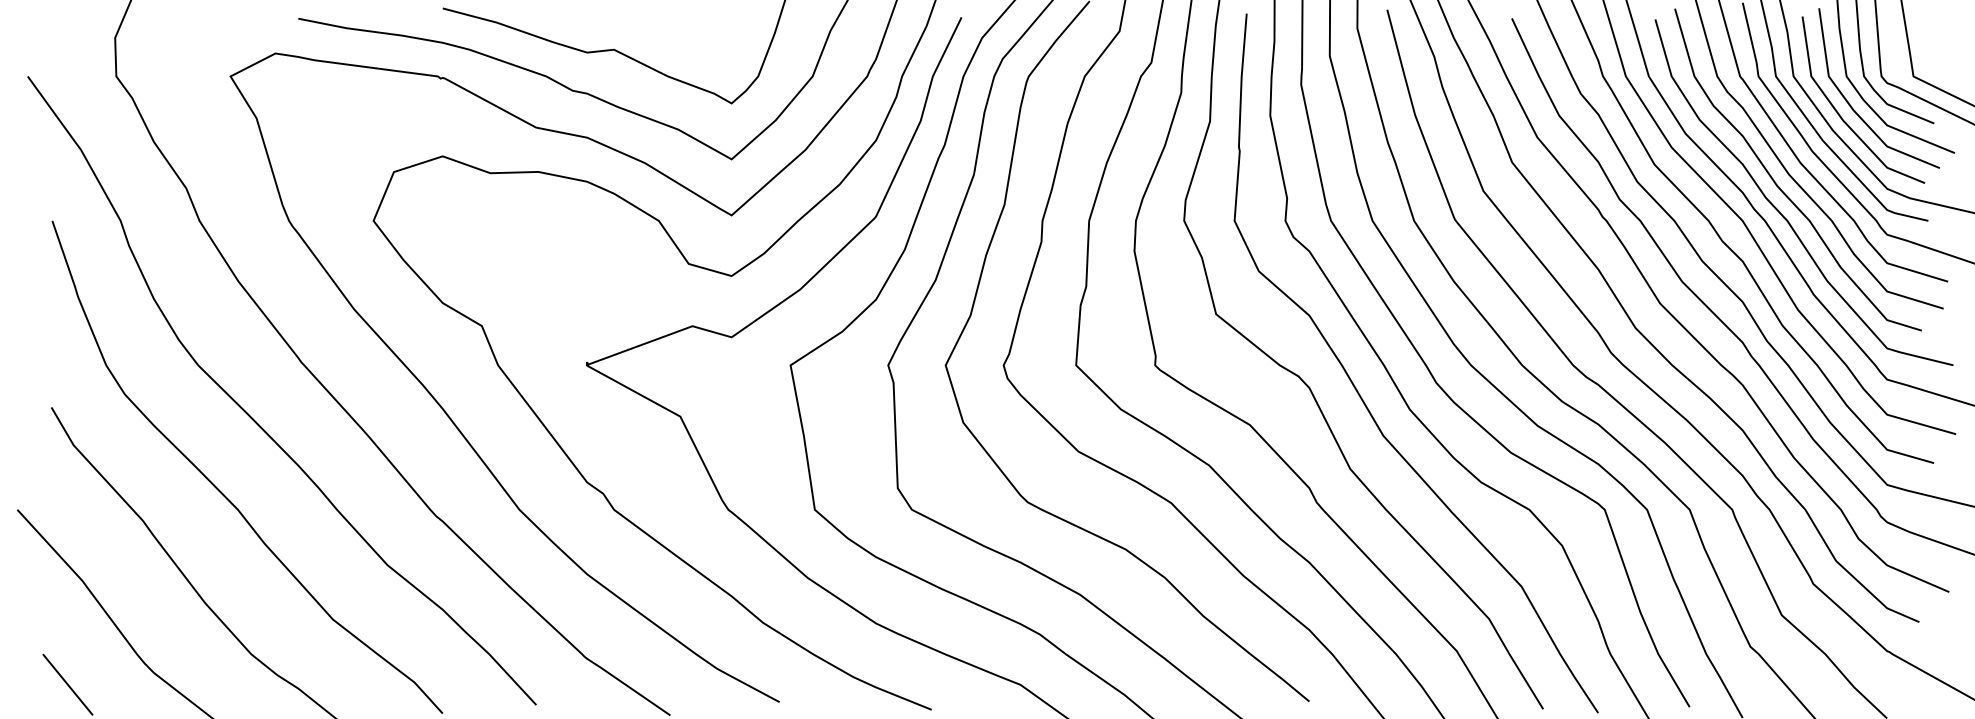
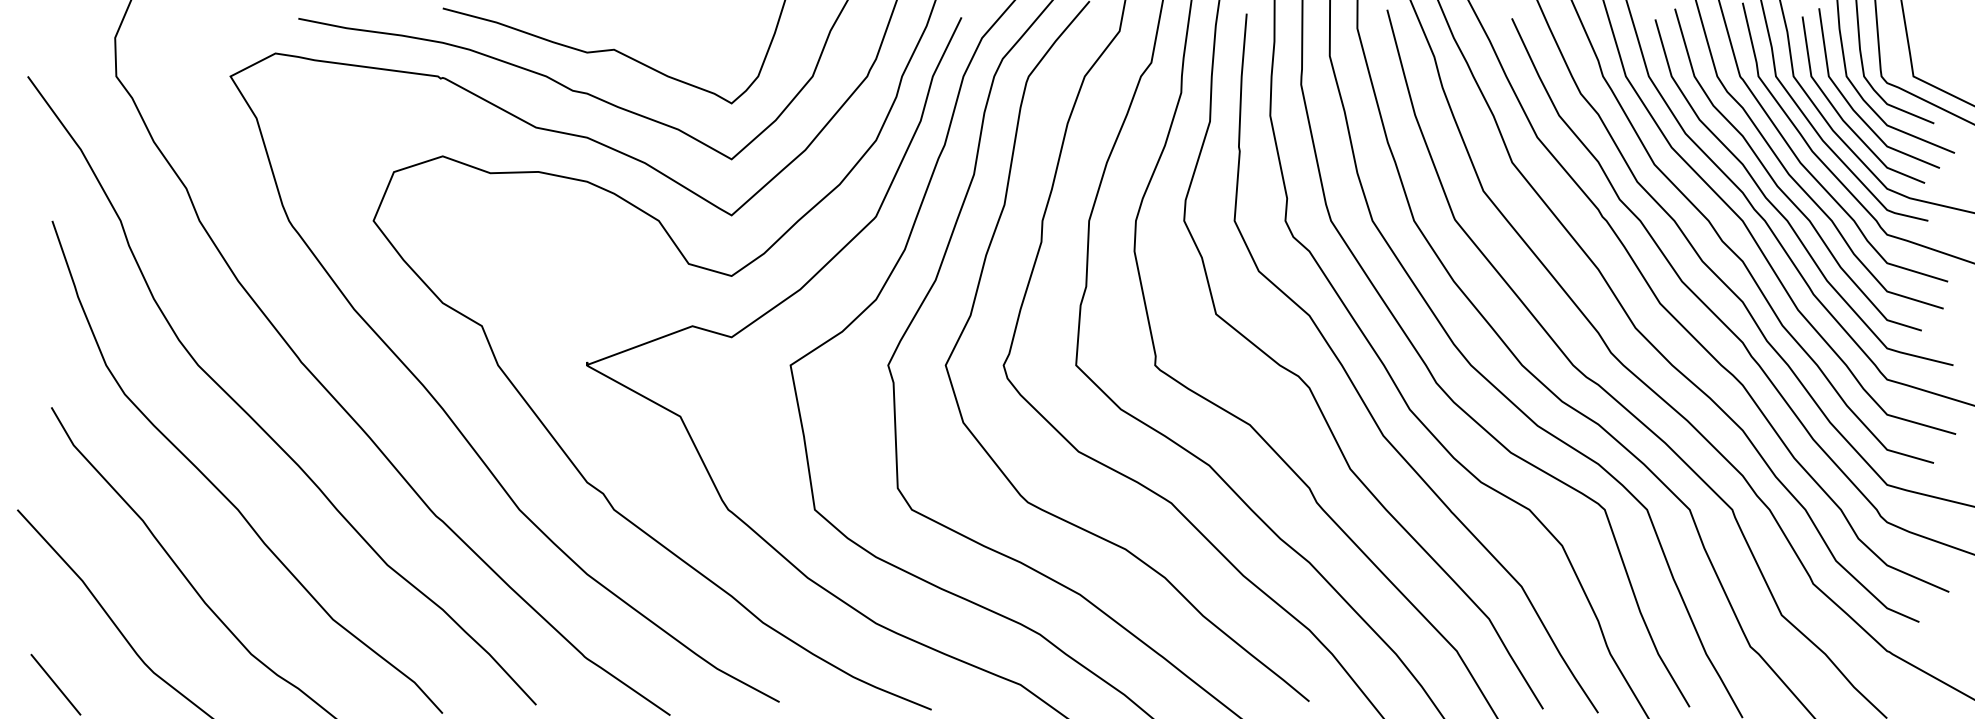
line position: (67, 684) -> (55, 684) (55, 684)
